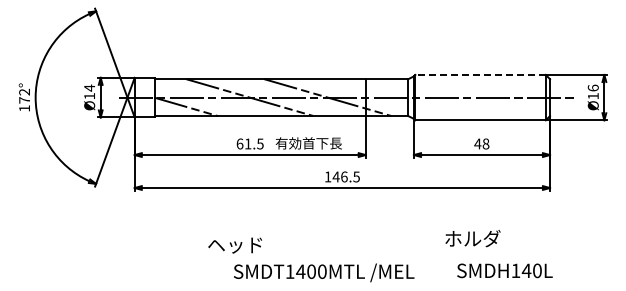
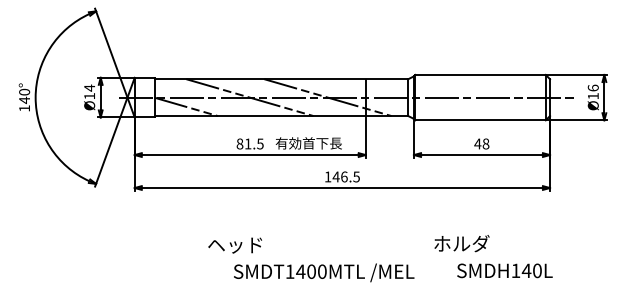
line: dashed -> solid (480, 74)
text: 172° -> 140° (24, 96)
text: 61.5 -> 81.5 (239, 143)
text position: (472, 238) -> (461, 243) (461, 243)
